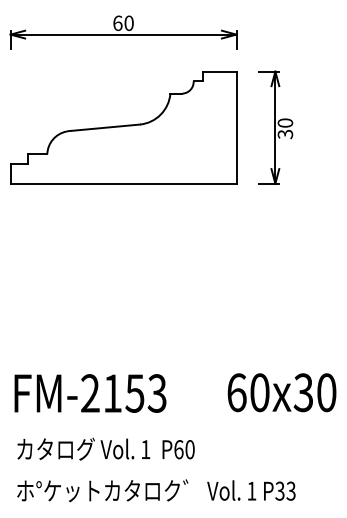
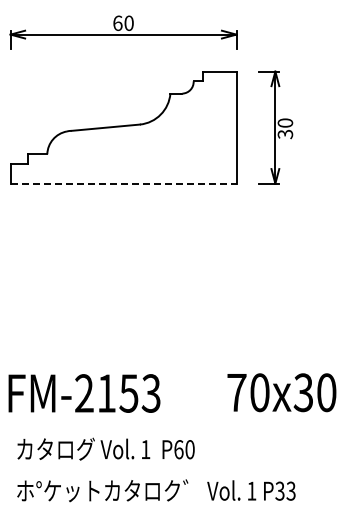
line: solid -> dashed (123, 183)
text: 60x30 -> 70x30 (236, 392)
text position: (90, 393) -> (84, 393) (84, 393)
